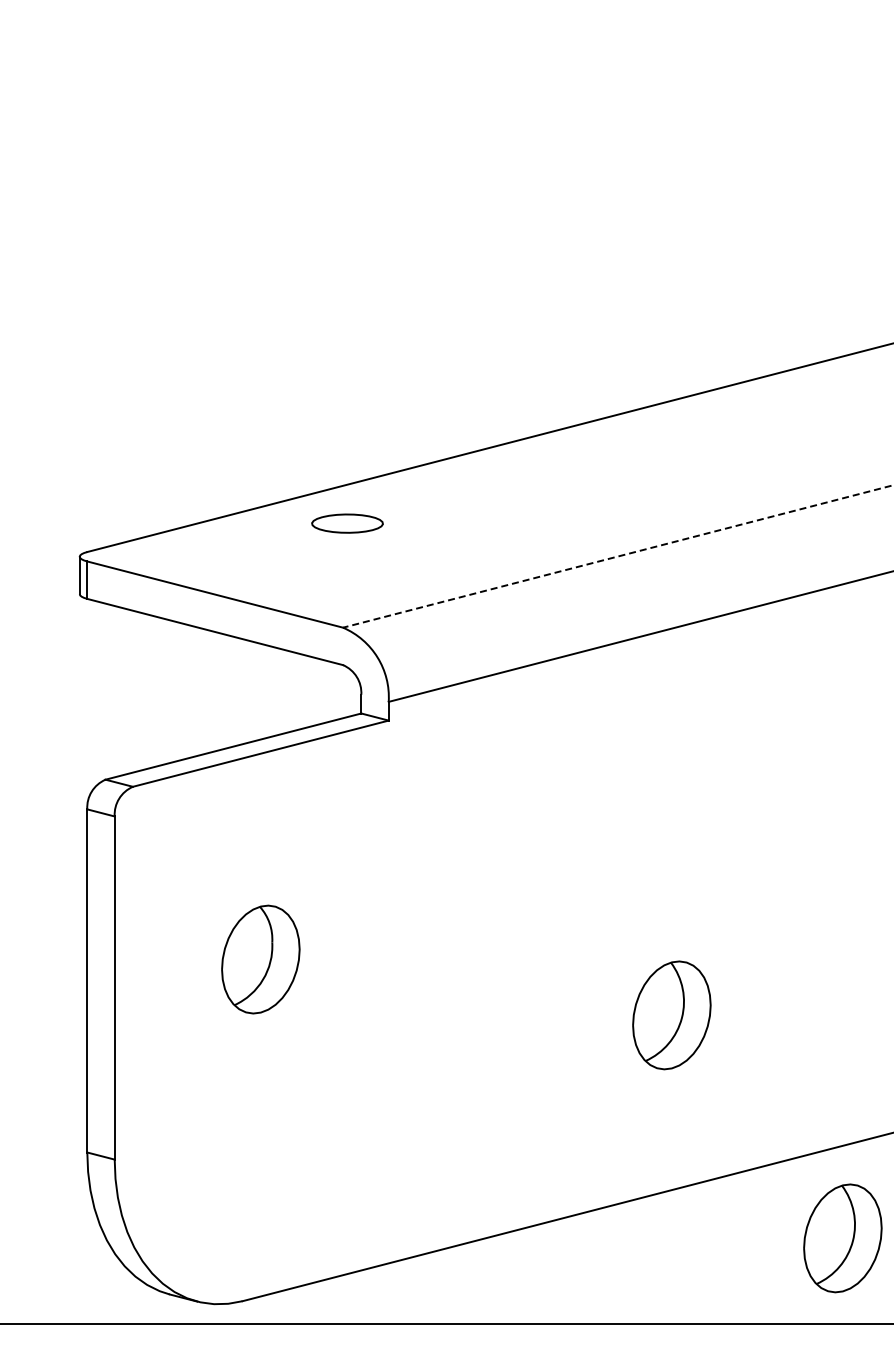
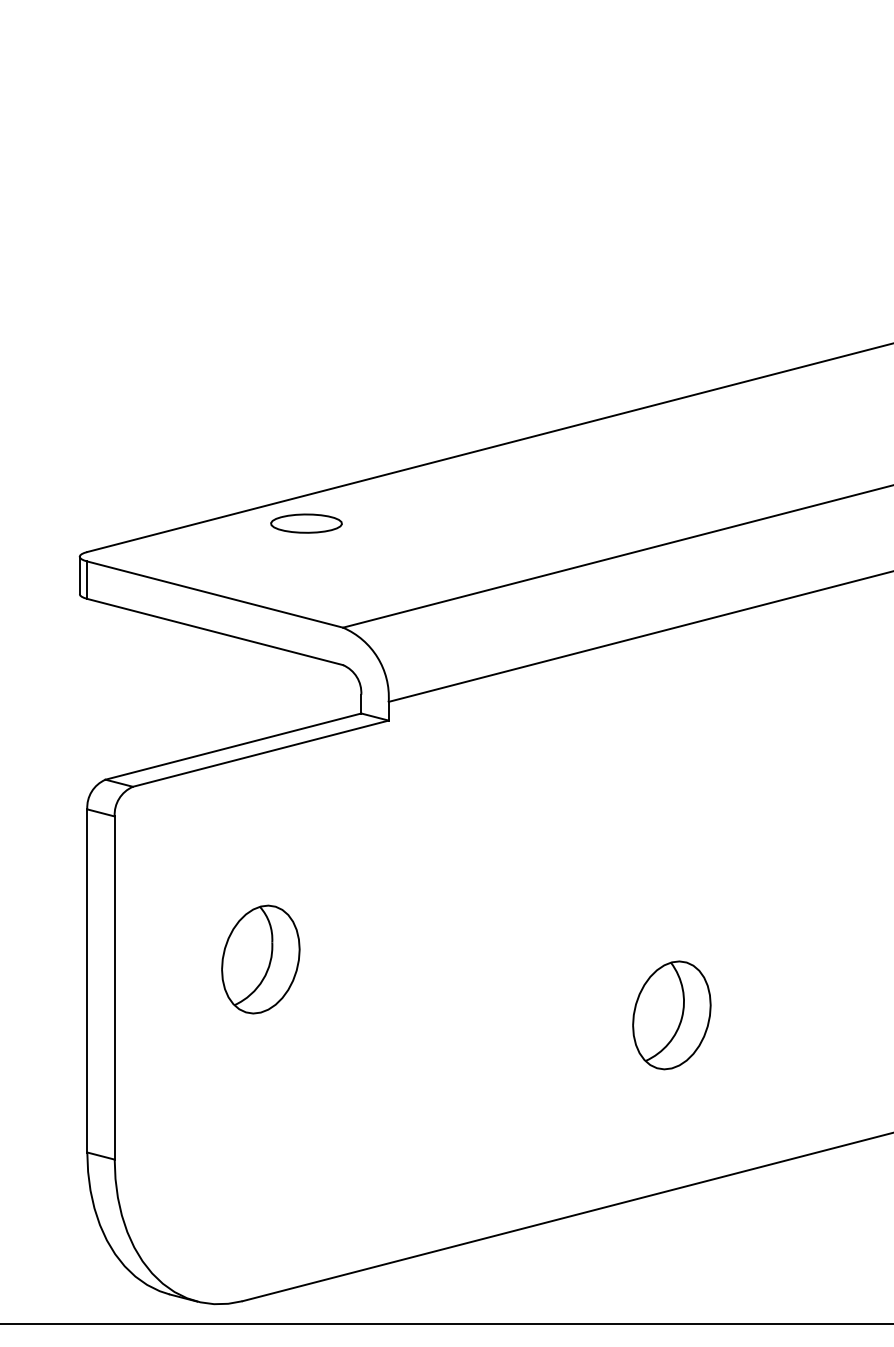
part position: (347, 523) -> (306, 523) (306, 523)
line: dashed -> solid (617, 556)
part: present -> none (842, 1238)
